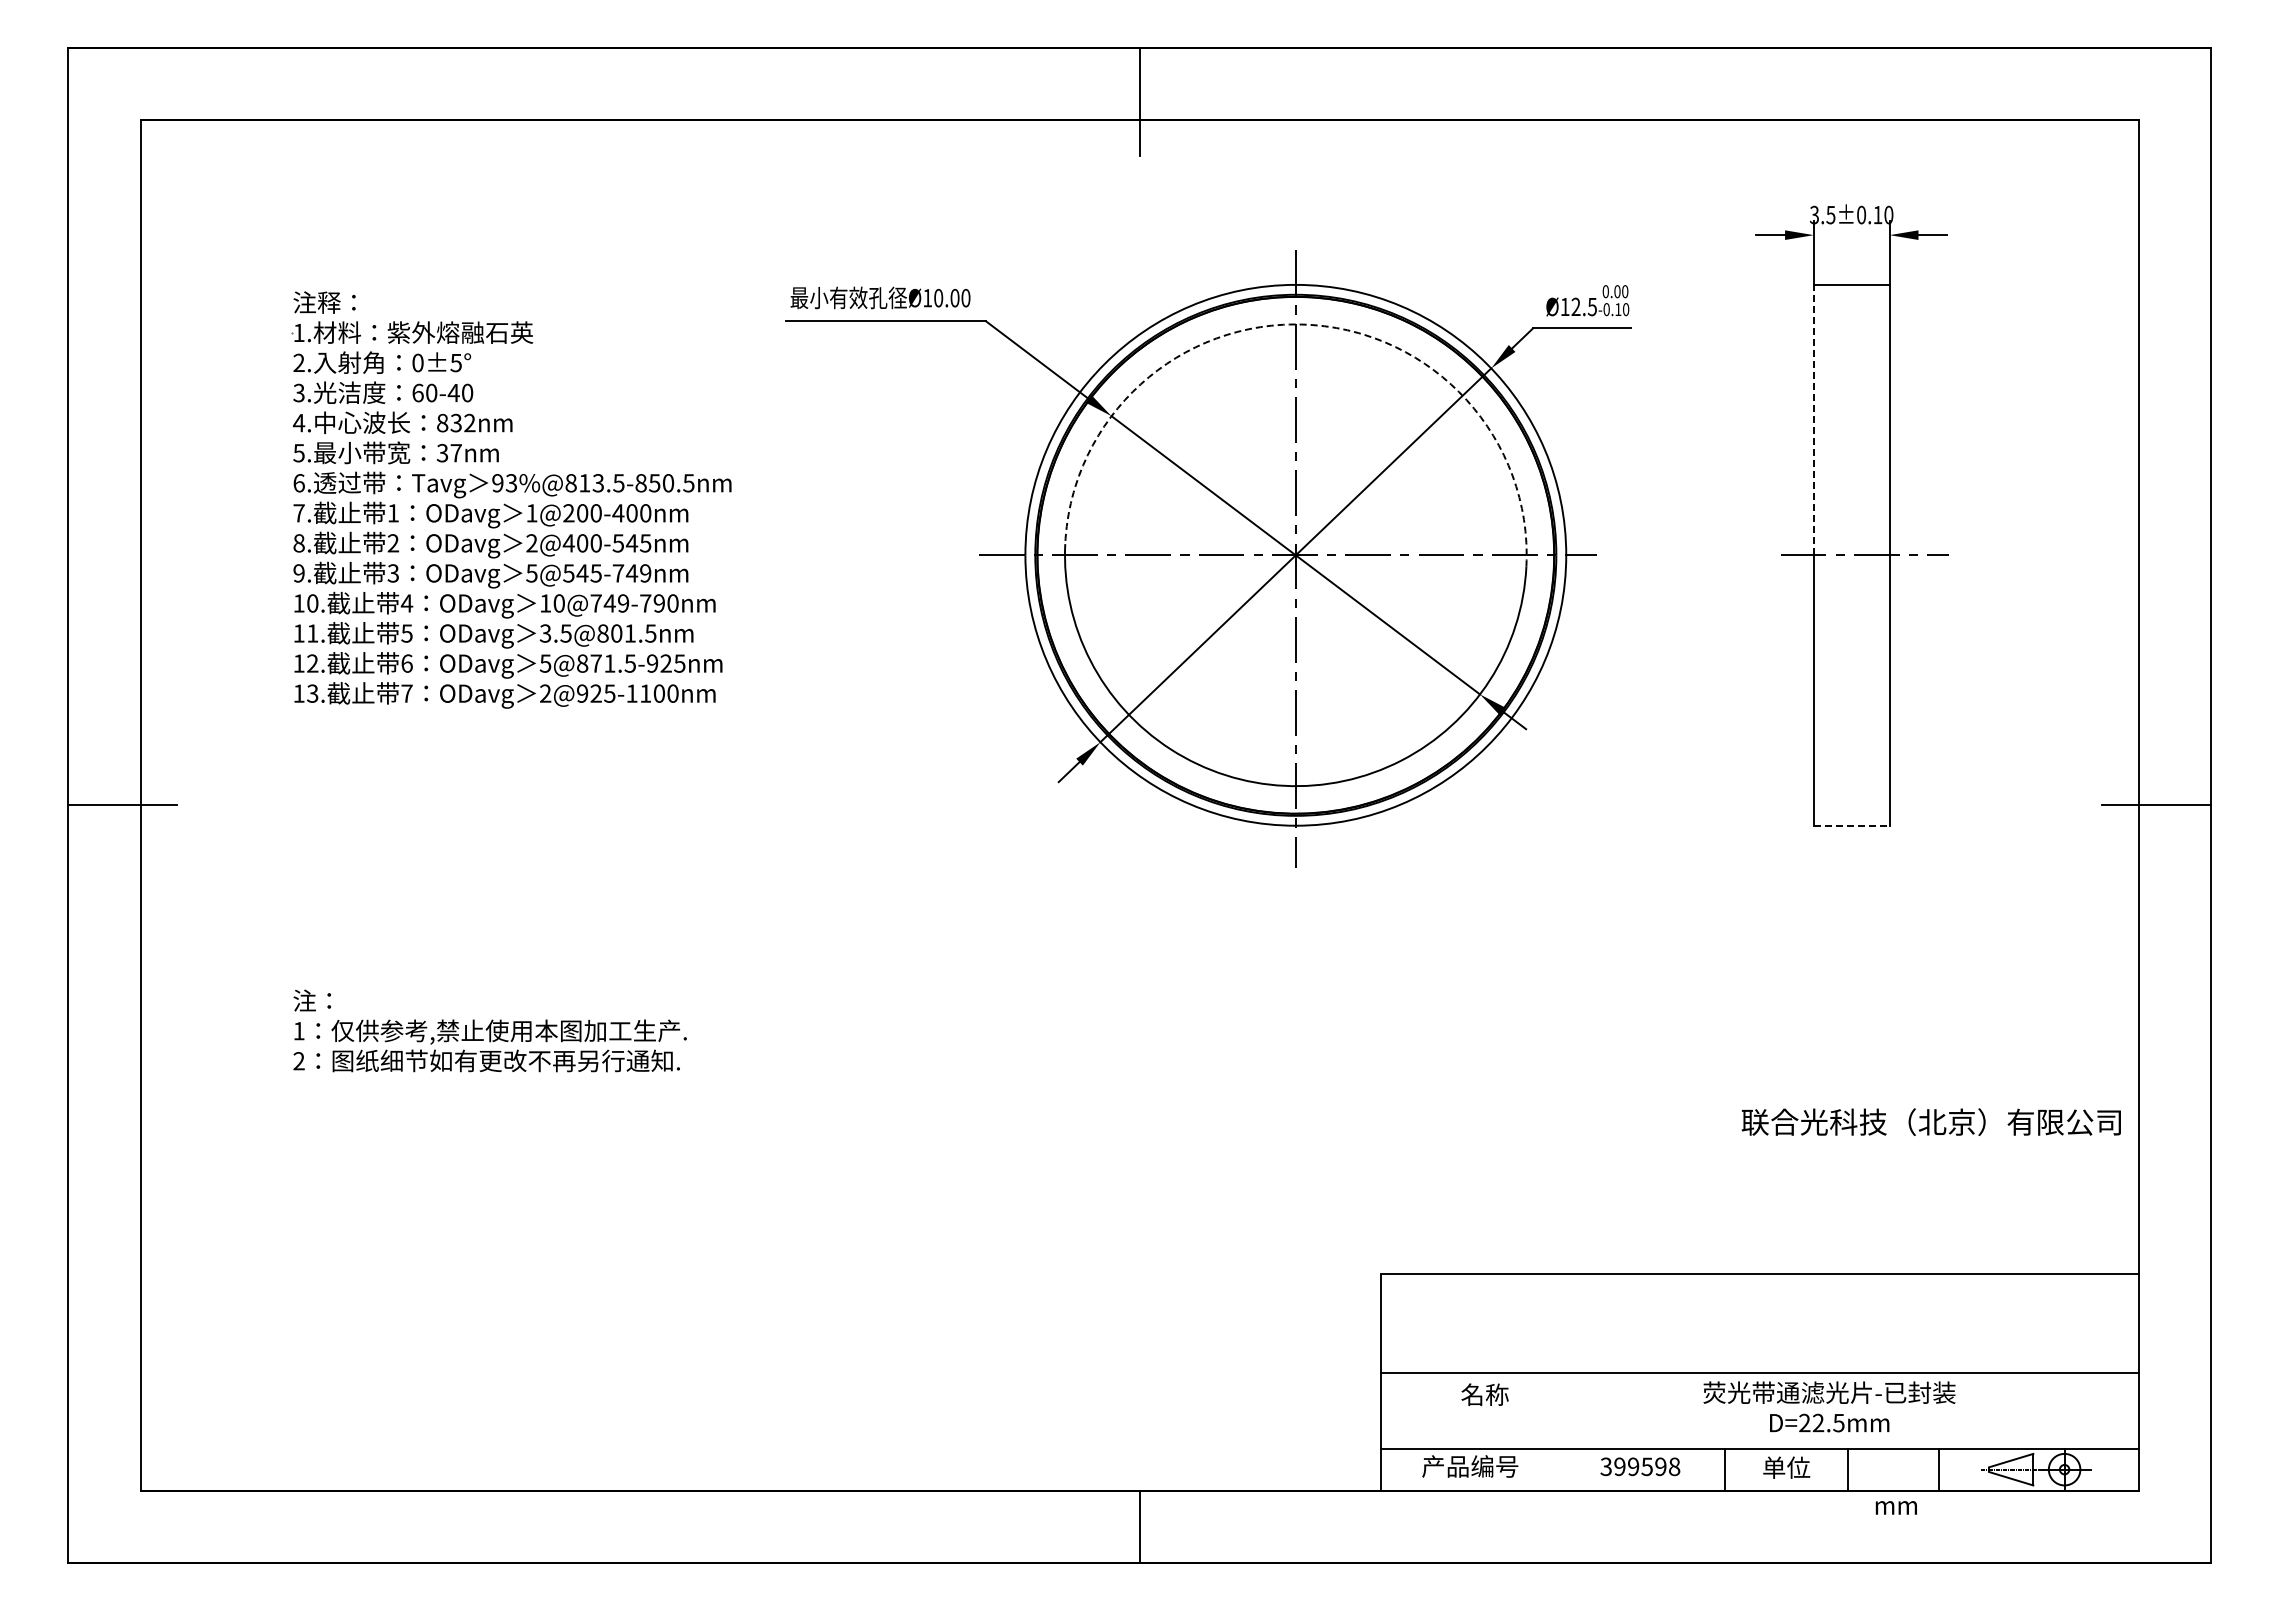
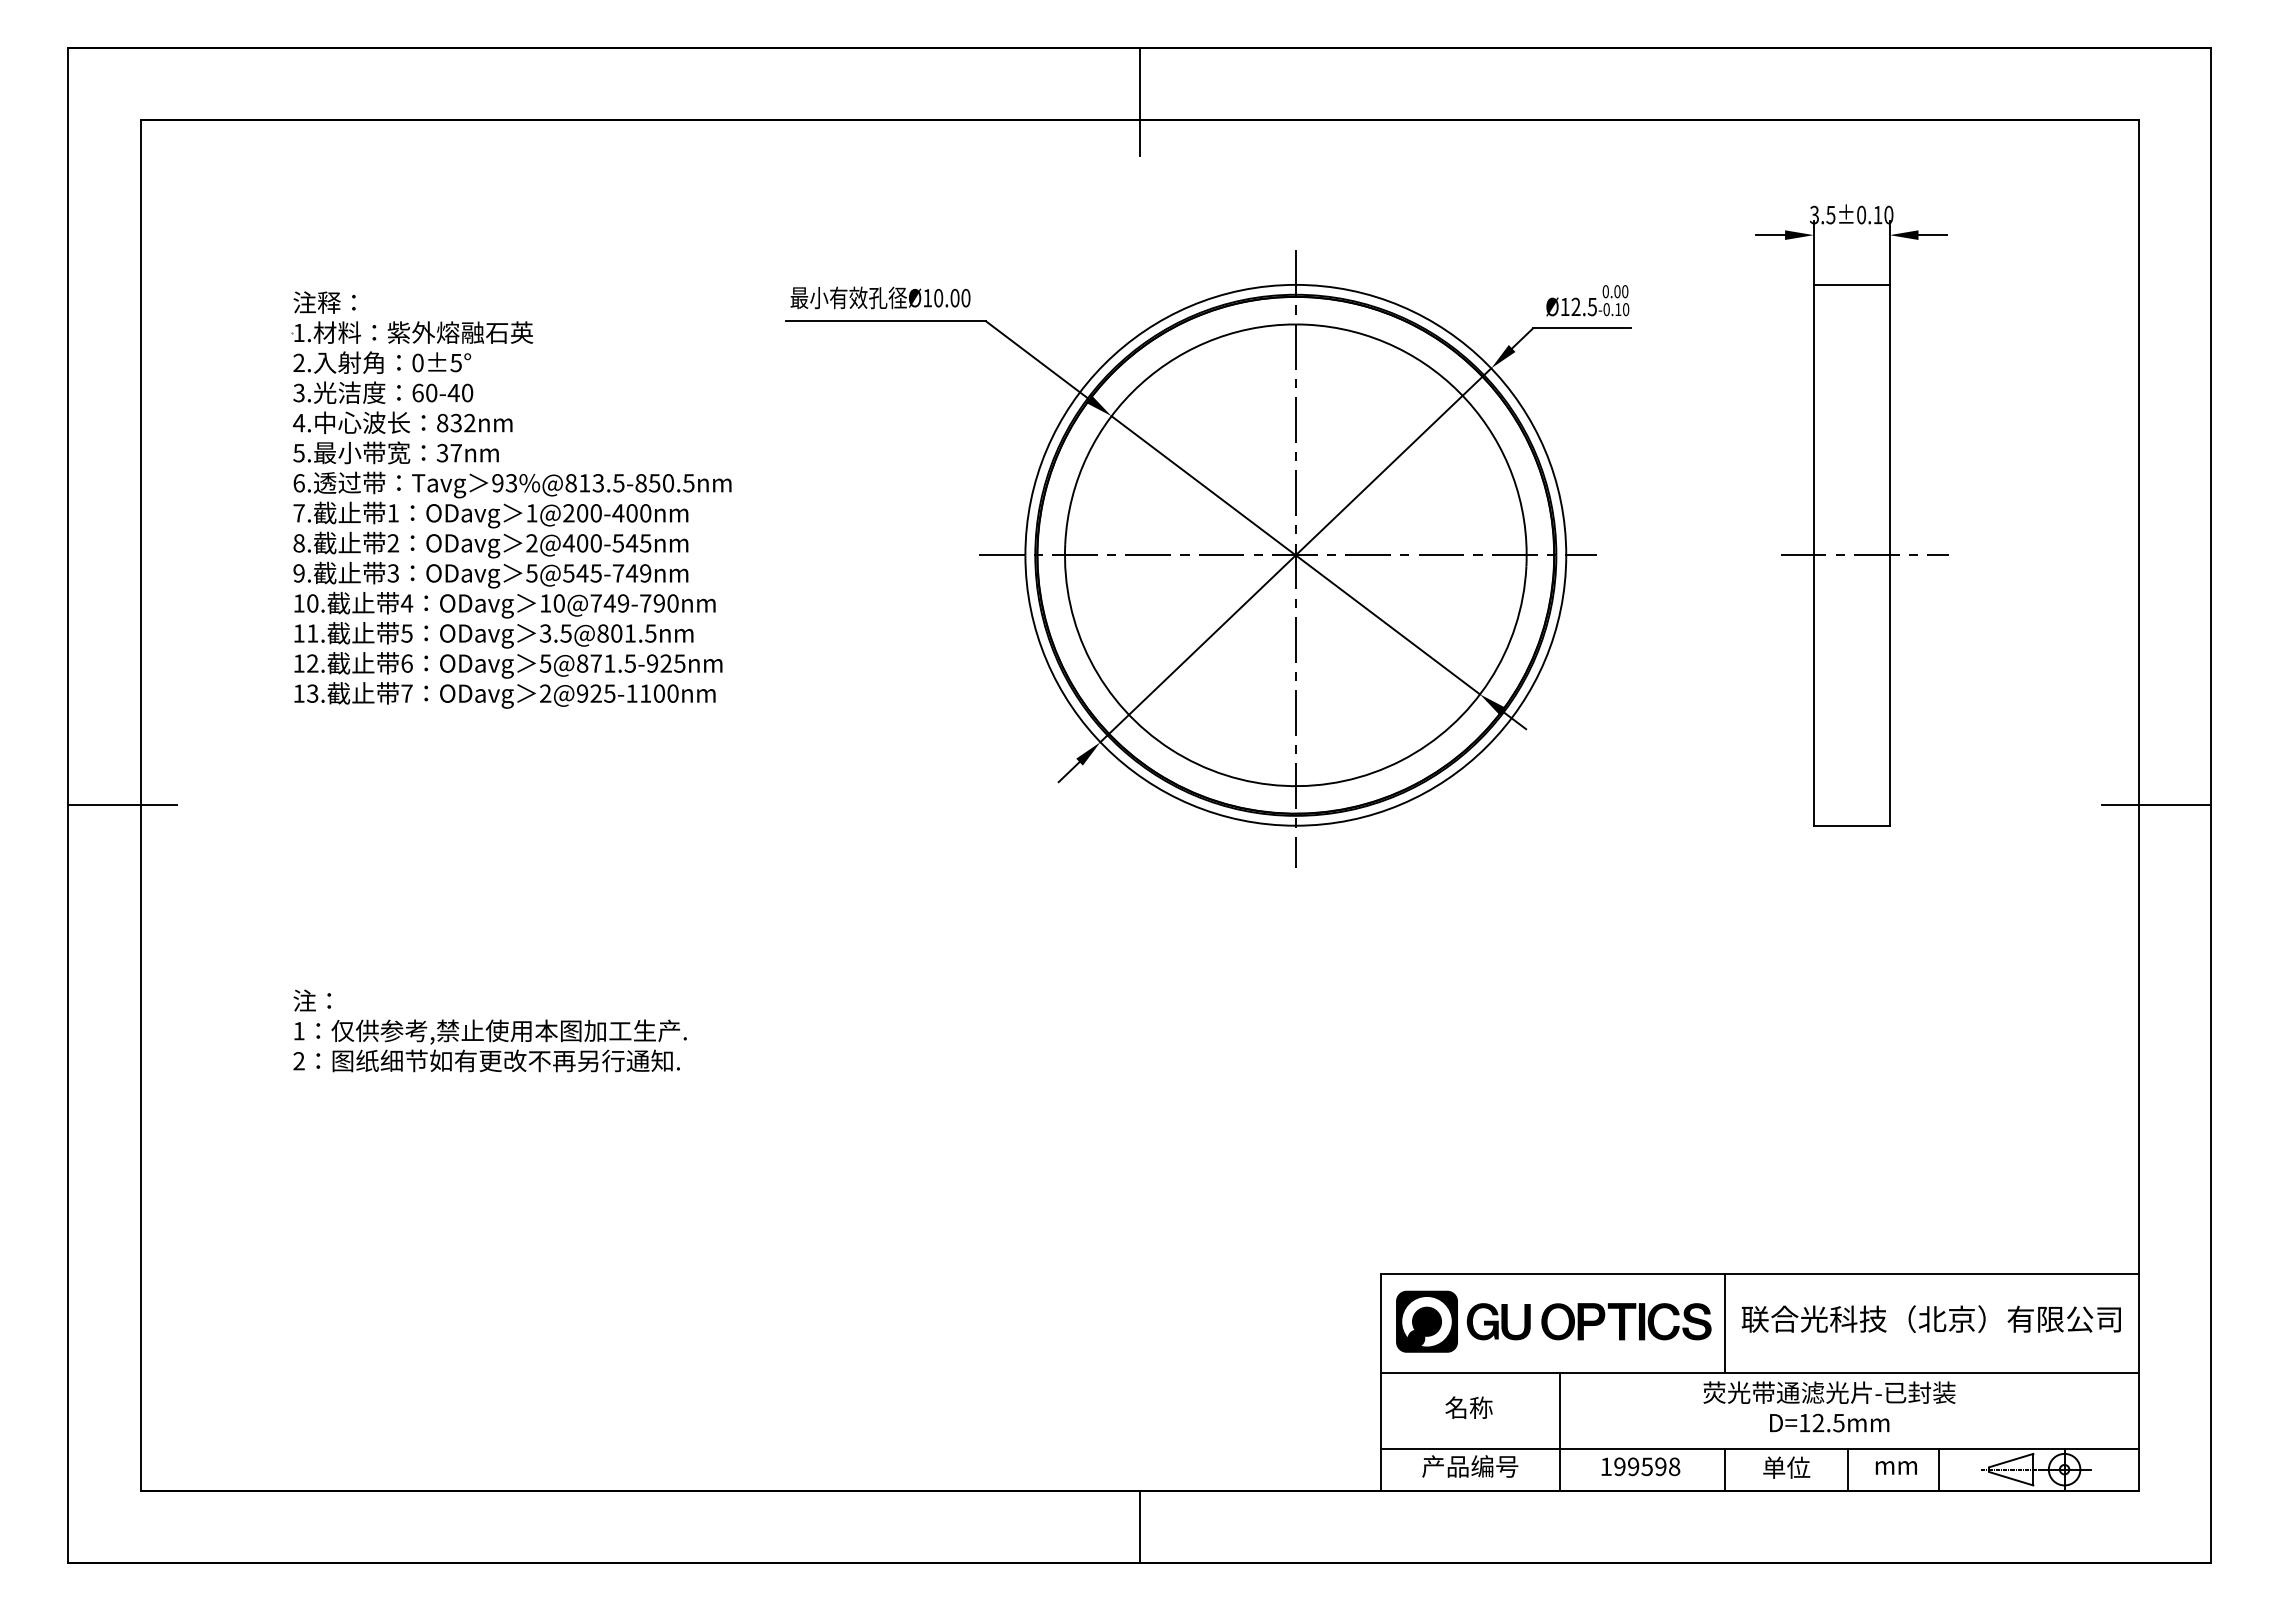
arc: dashed -> solid (1307, 324)
line: dashed -> solid (1813, 419)
line: dashed -> solid (1851, 825)
text position: (1930, 1121) -> (1930, 1318) (1930, 1318)
part: none -> present (1553, 1321)
line: none -> present (1724, 1323)
text position: (1484, 1394) -> (1468, 1407) (1468, 1407)
text: D=22.5mm -> D=12.5mm (1804, 1422)
line: none -> present (1559, 1431)
text: 399598 -> 199598 (1605, 1466)
text position: (1895, 1507) -> (1895, 1467) (1895, 1467)
